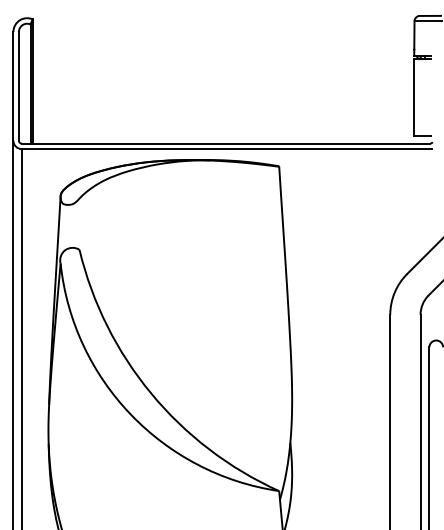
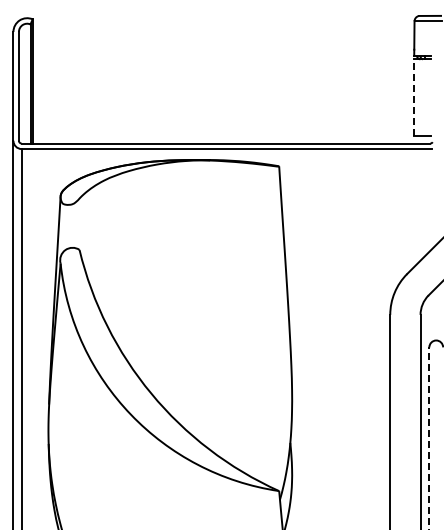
line: solid -> dashed (414, 97)
line: solid -> dashed (429, 438)
